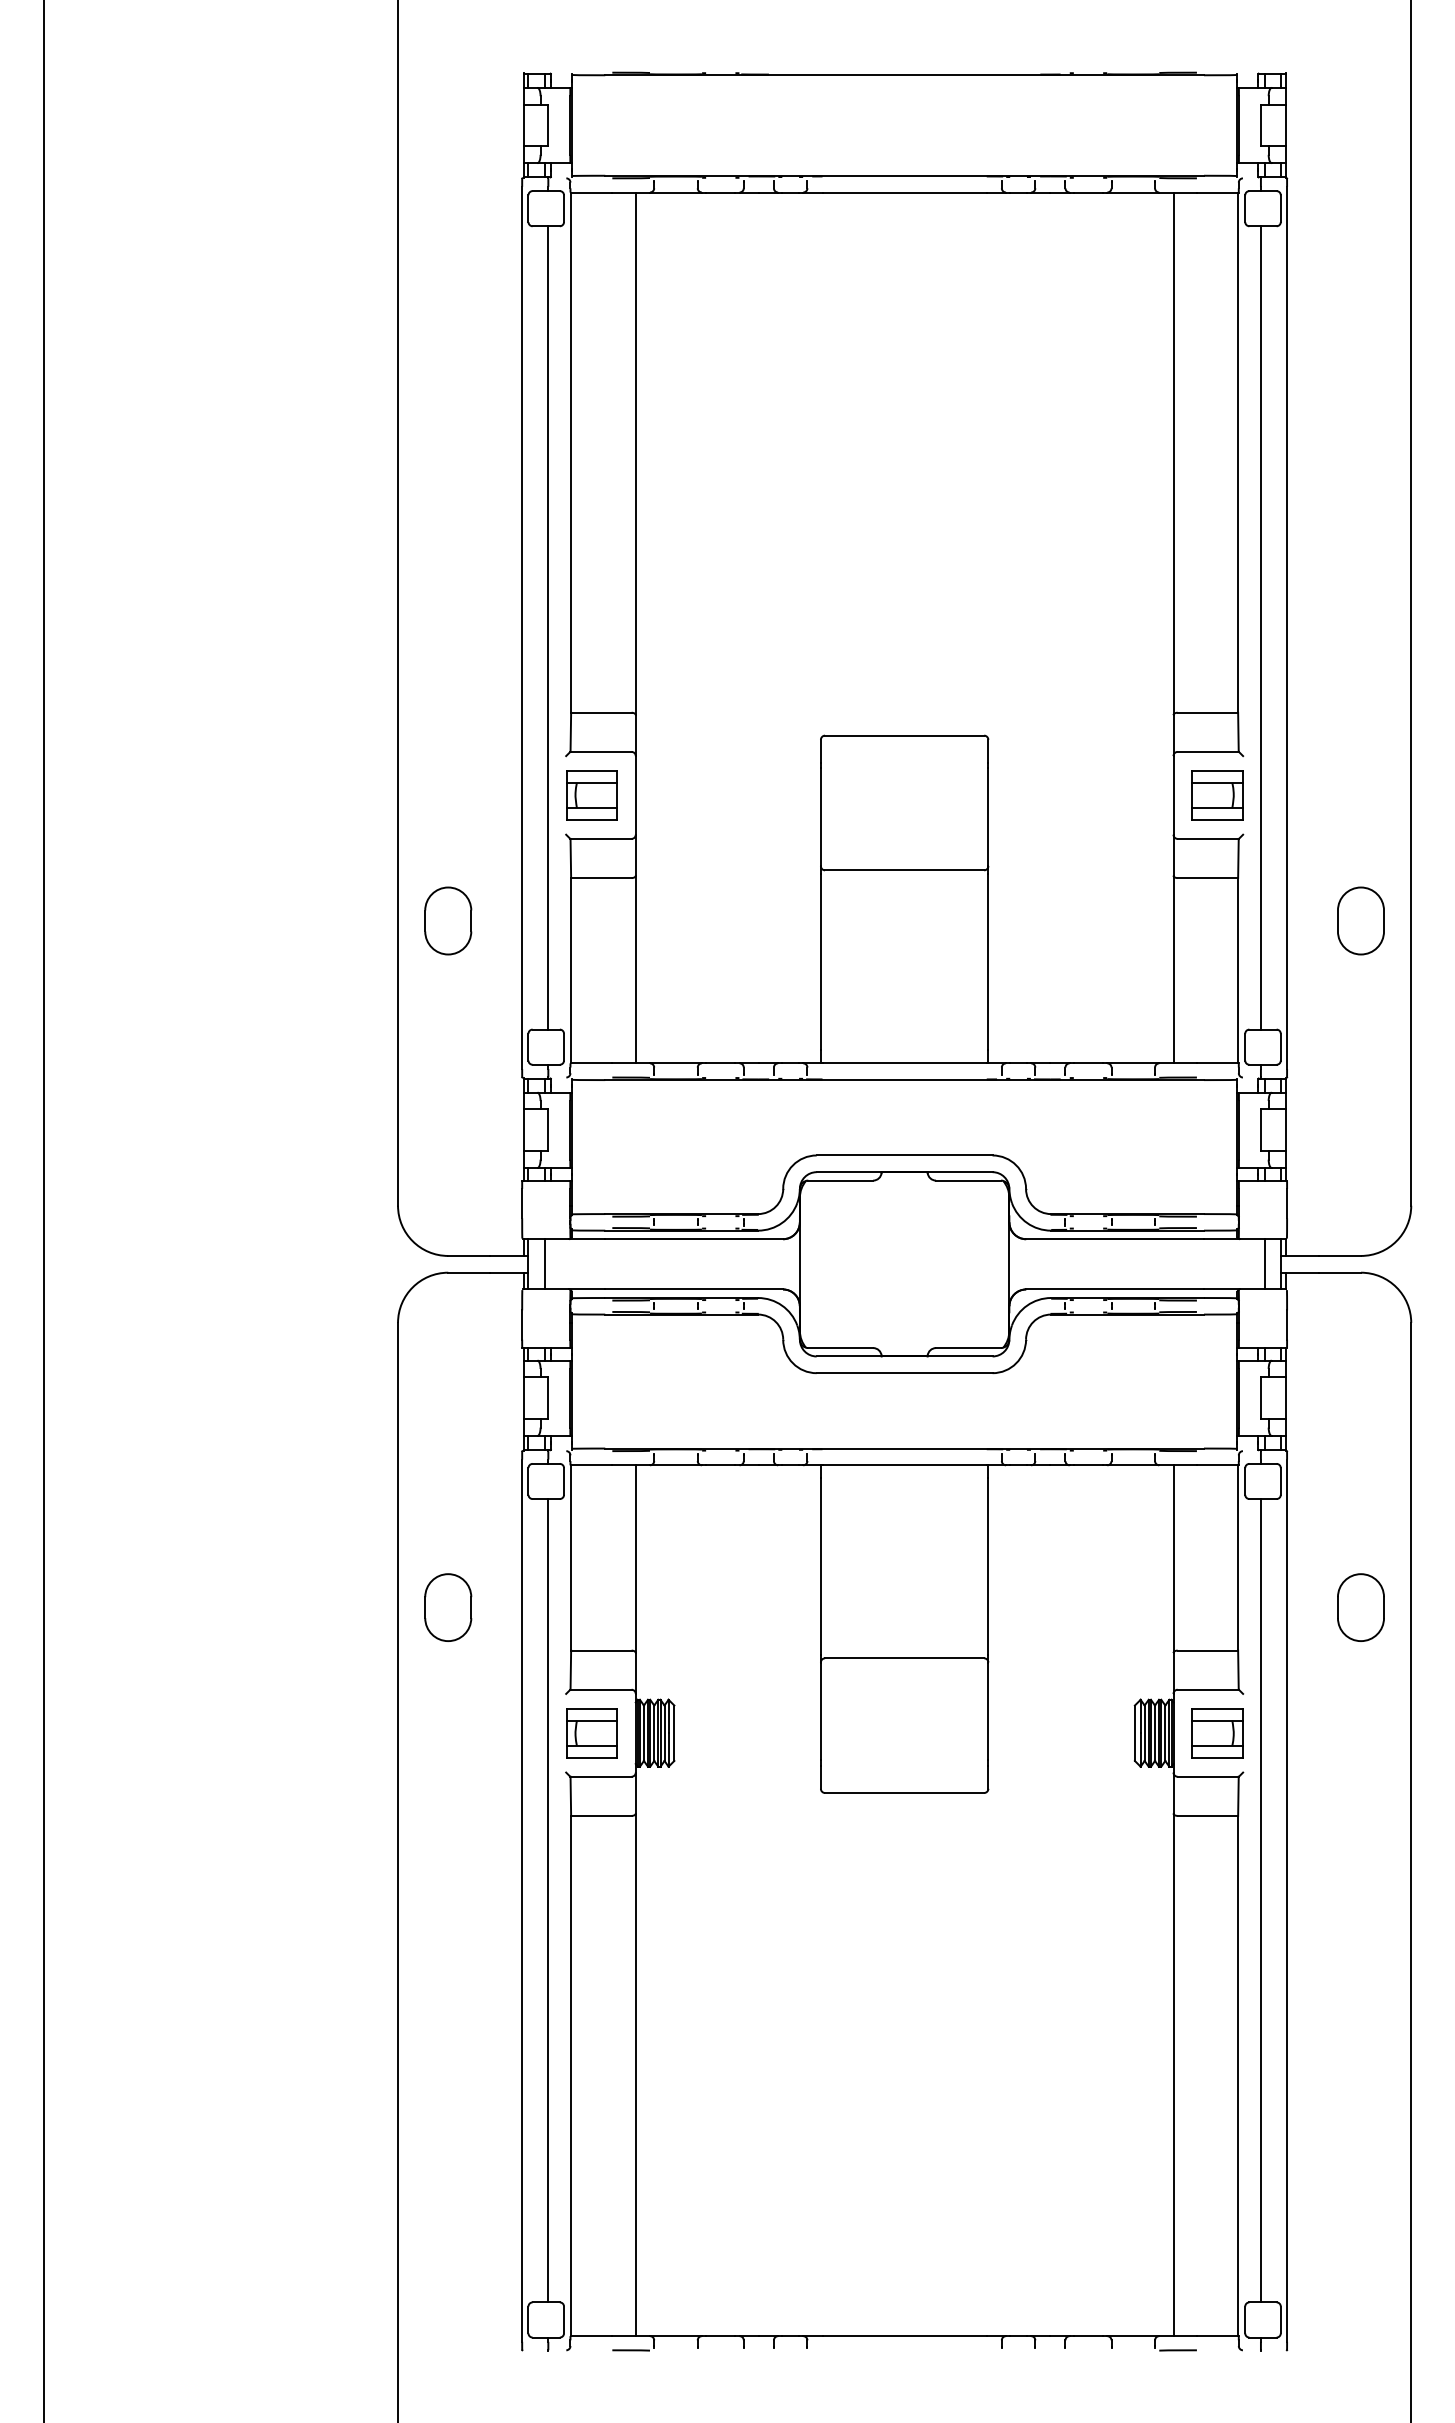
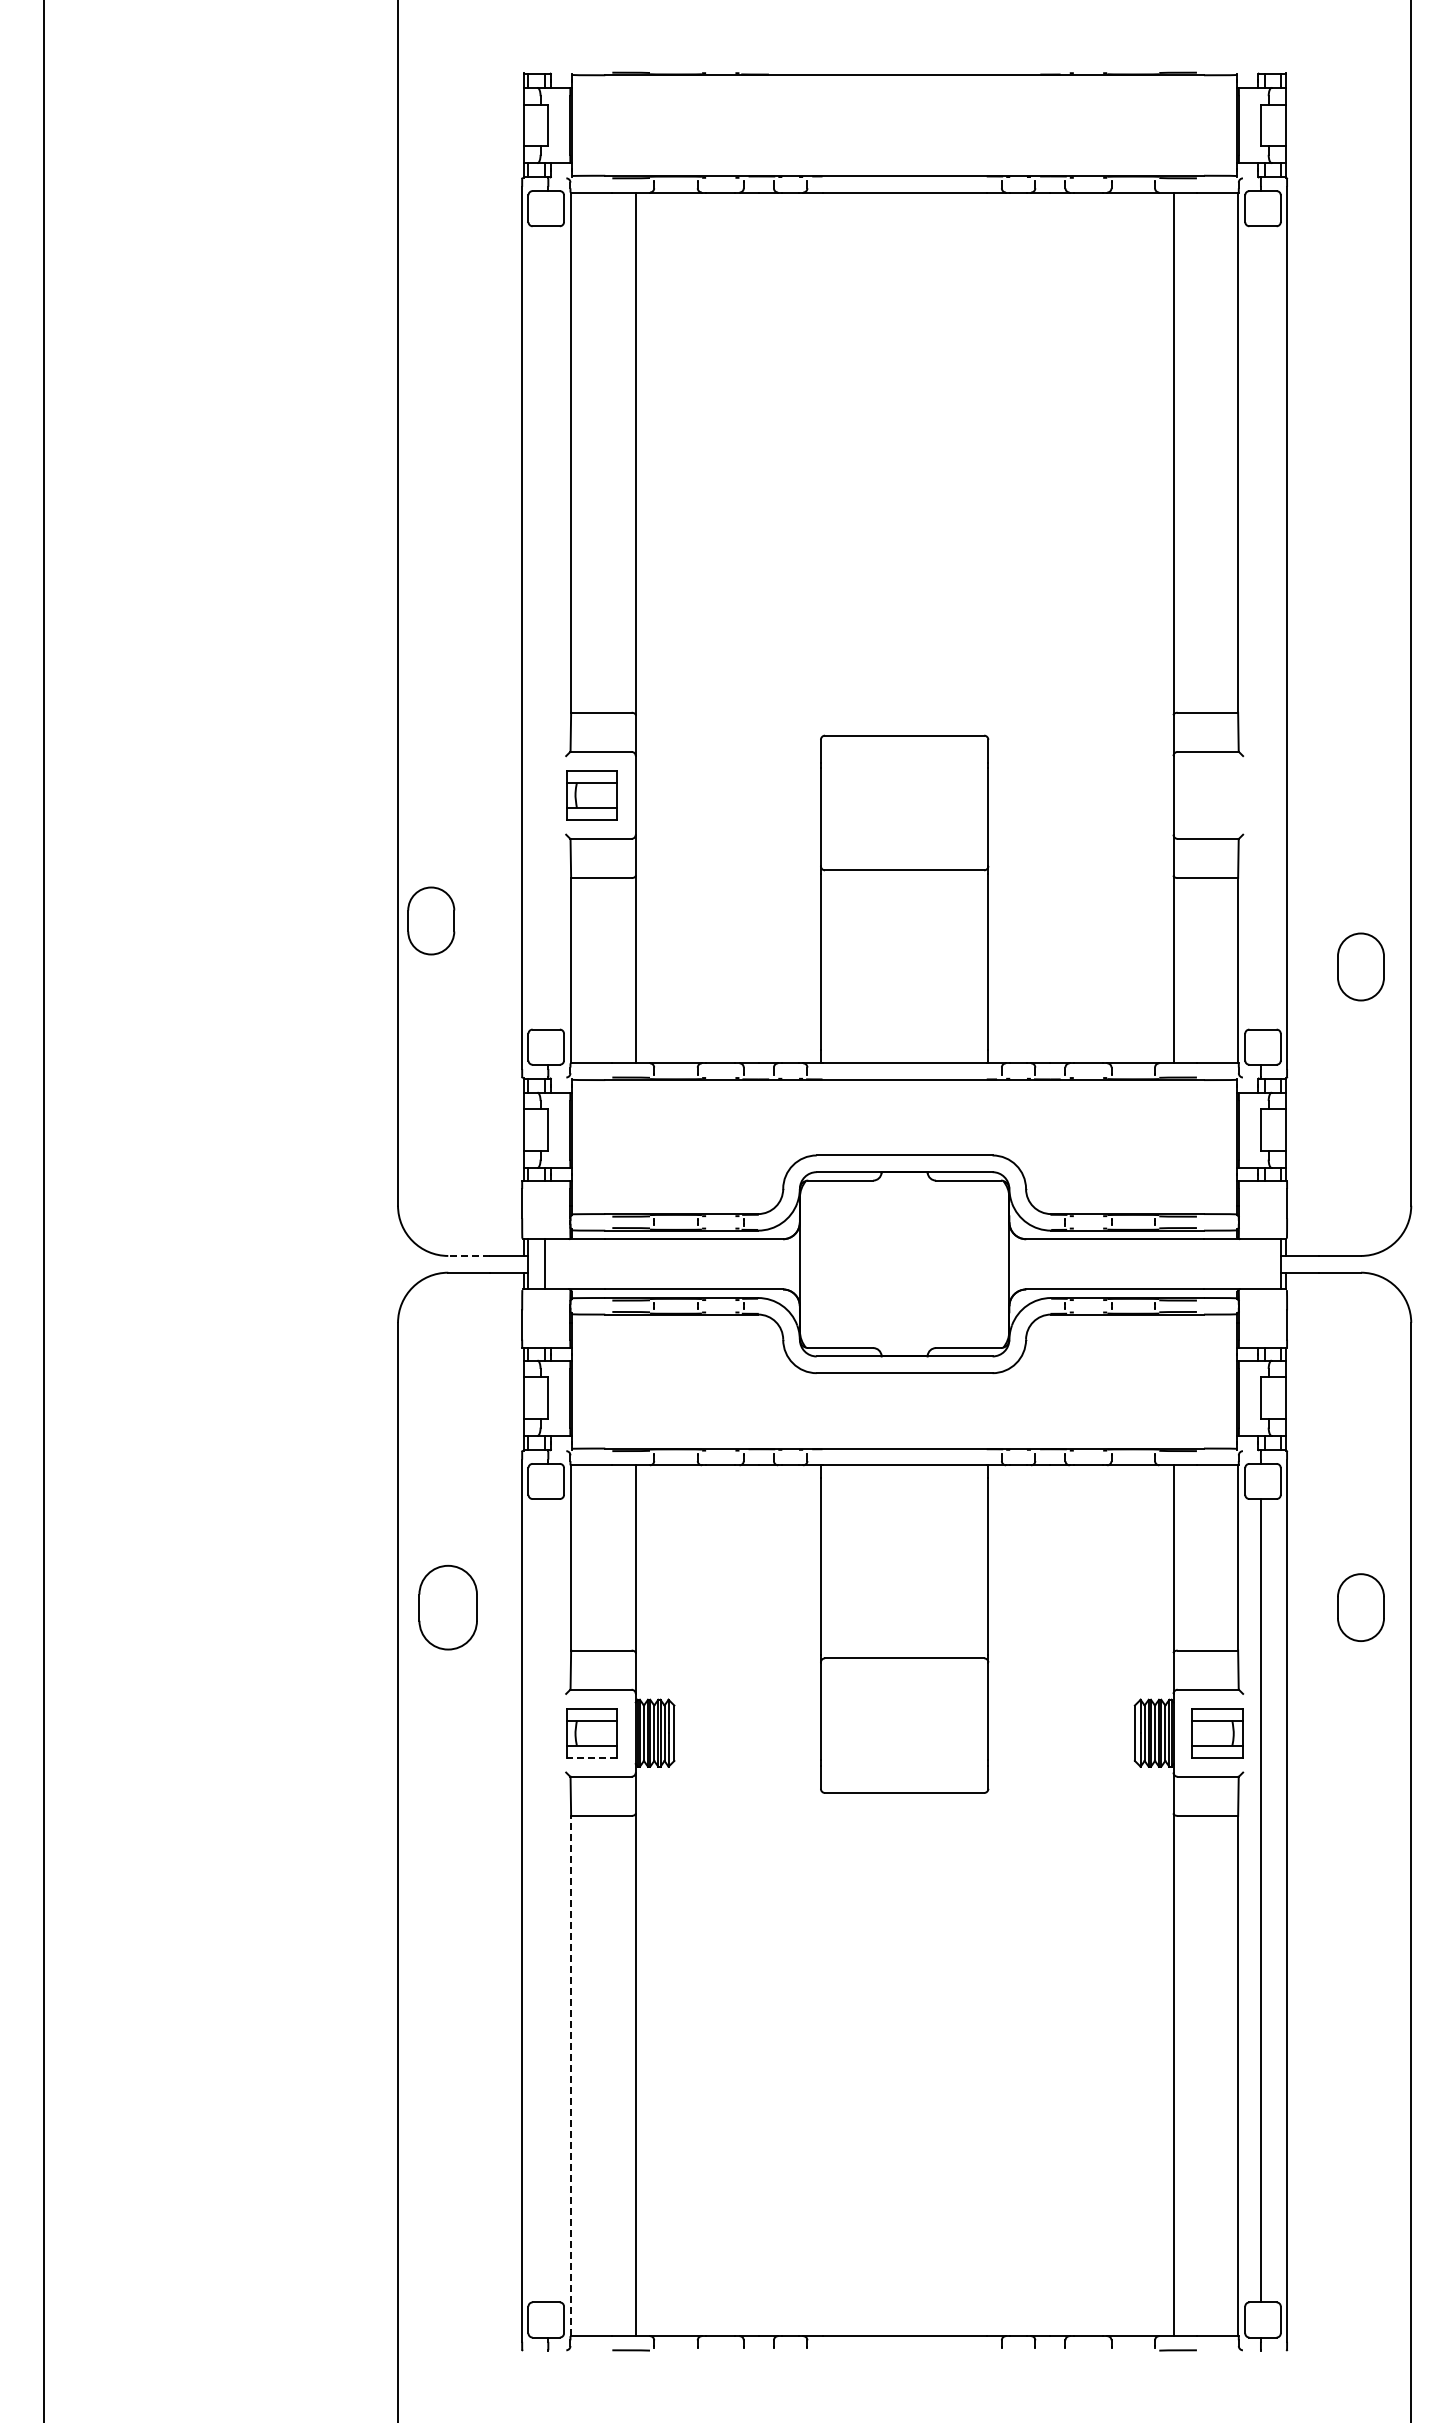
line: present -> none (548, 627)
line: present -> none (1260, 627)
part: present -> none (1217, 795)
part position: (448, 920) -> (431, 920) (431, 920)
part position: (1360, 920) -> (1360, 966) (1360, 966)
line: solid -> dashed (469, 1255)
line: present -> none (1264, 1264)
part size: 49x69 px -> 60x87 px (447, 1607)
line: solid -> dashed (591, 1757)
line: present -> none (548, 1900)
line: solid -> dashed (571, 2075)
